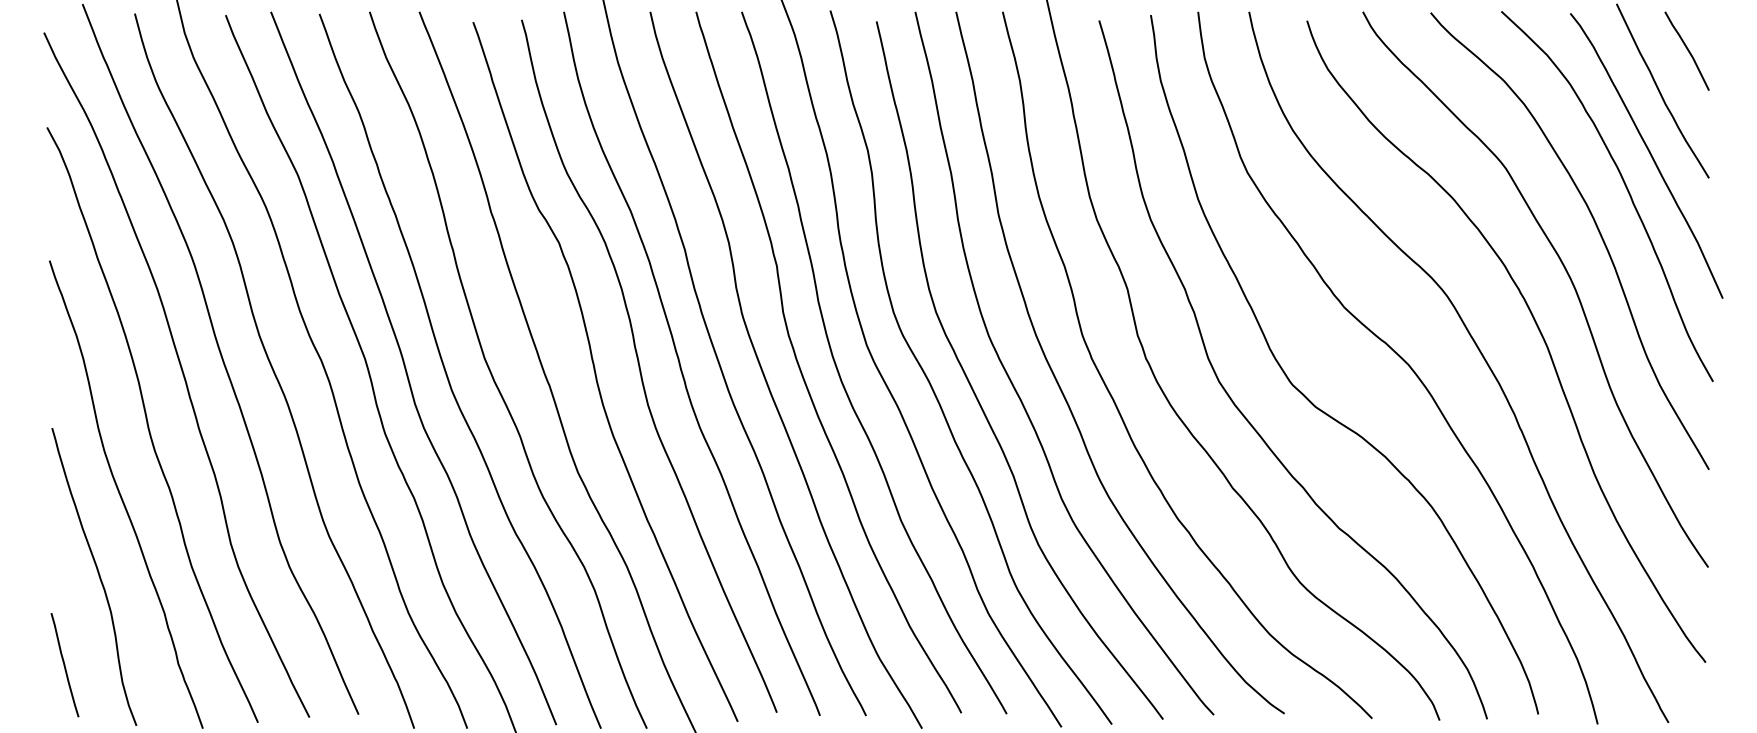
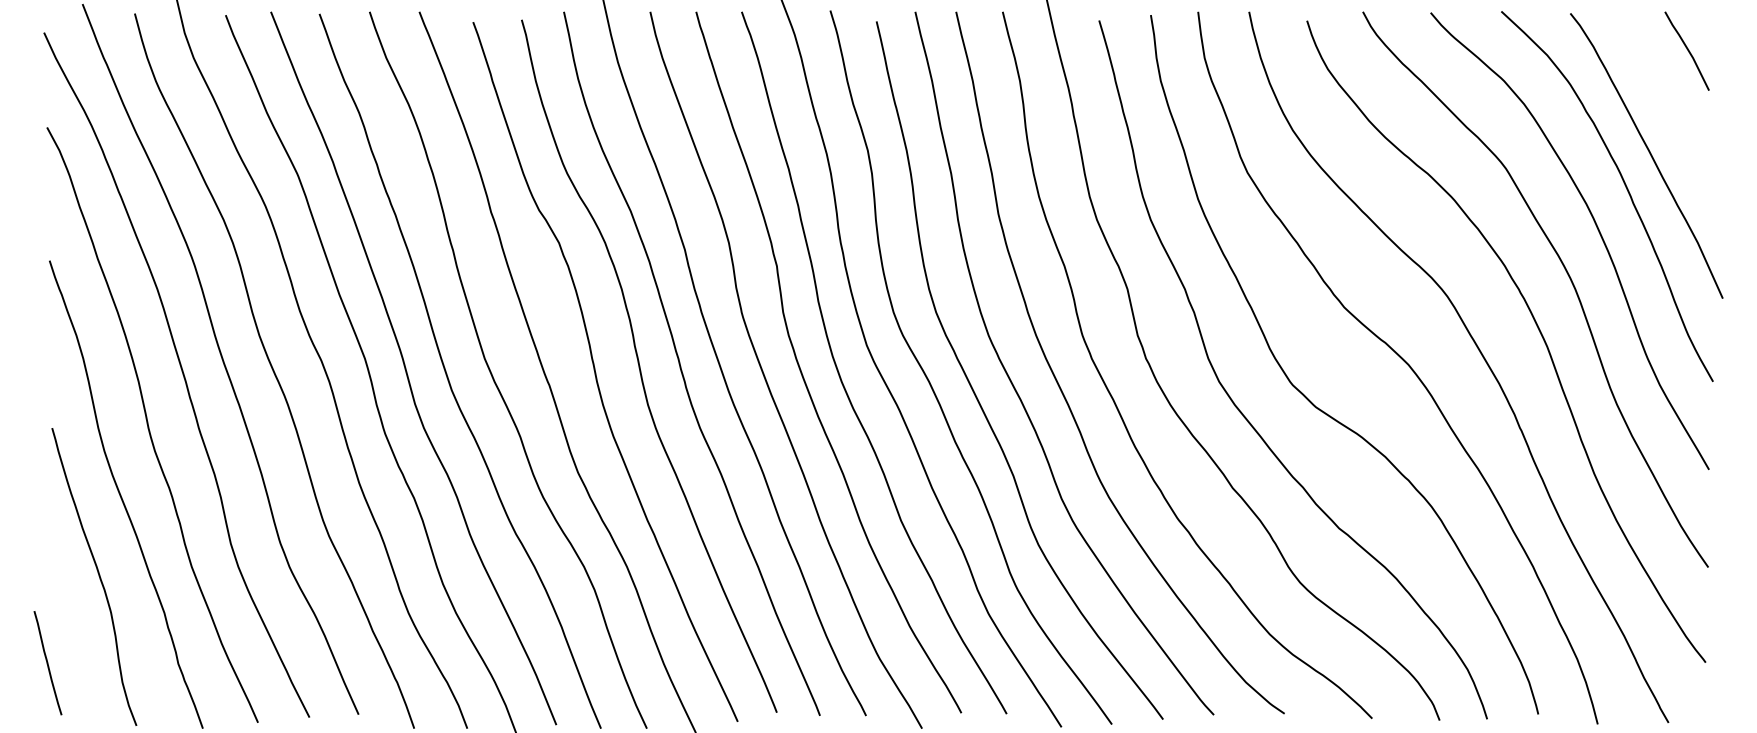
curve: present -> none (1660, 91)
curve position: (64, 665) -> (47, 663) (47, 663)
